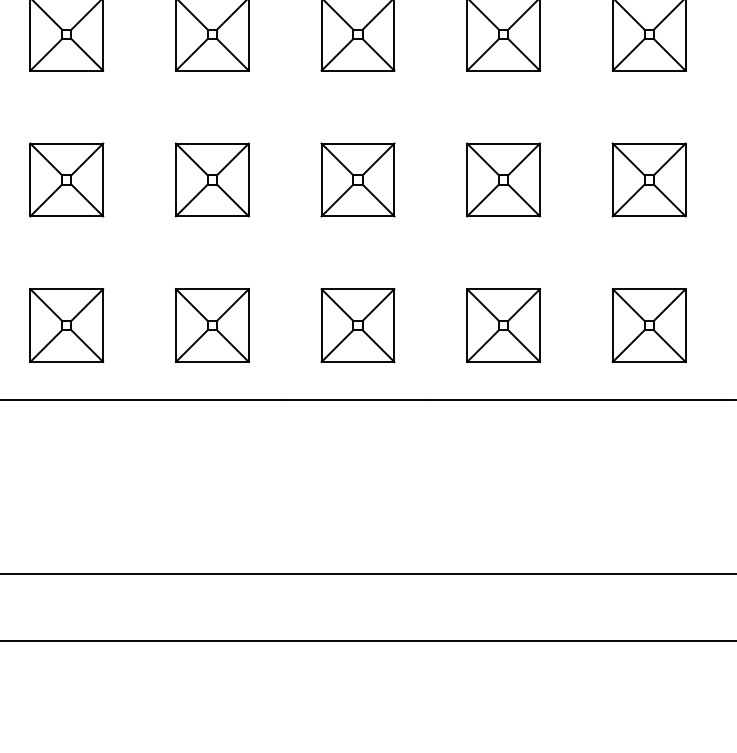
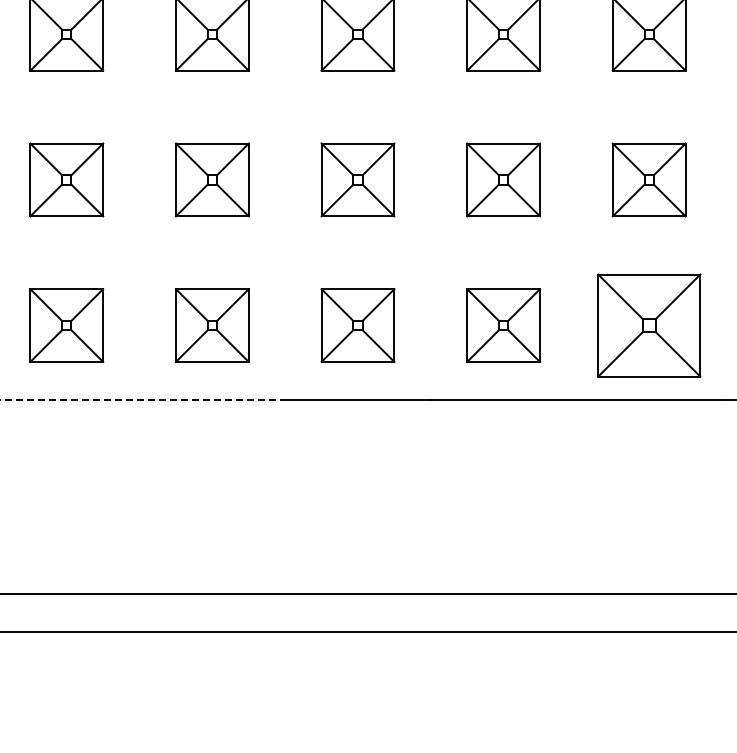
part size: 76x75 px -> 105x105 px (649, 325)
line: solid -> dashed (143, 400)
line position: (367, 574) -> (367, 594) (367, 594)
line position: (367, 640) -> (367, 631) (367, 631)
